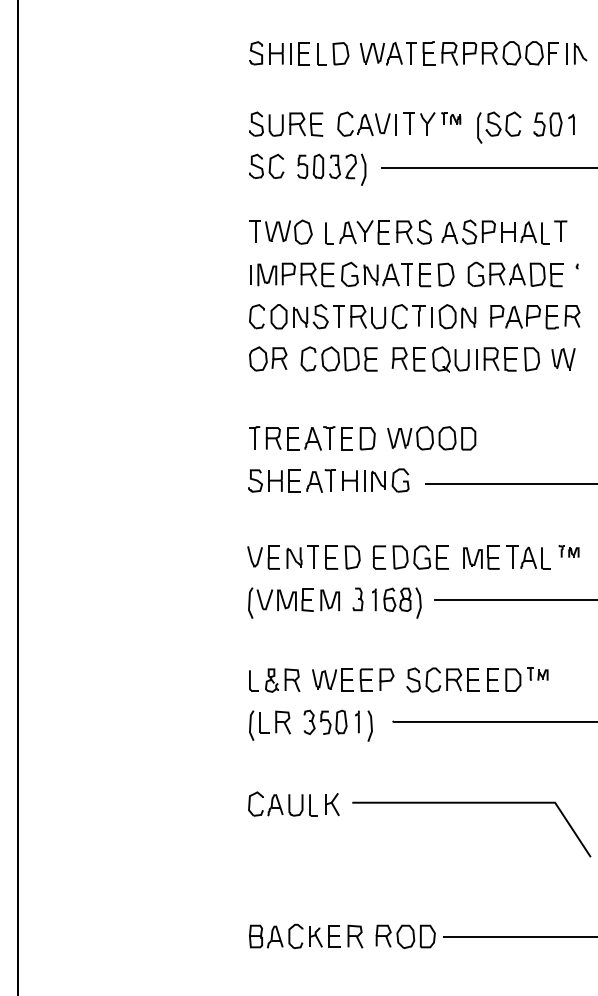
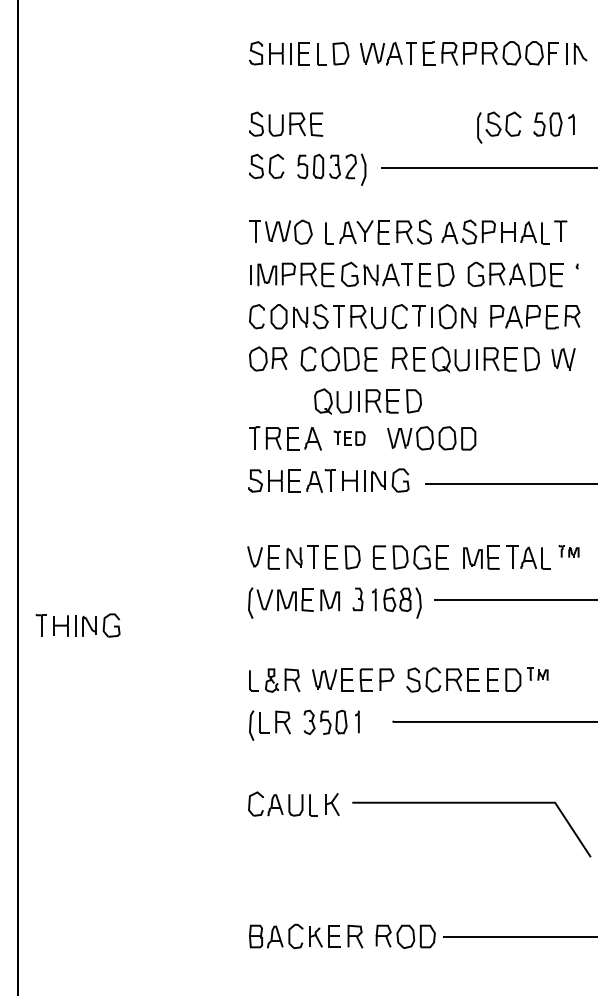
part: present -> none (399, 123)
part: none -> present (367, 401)
part size: 53x25 px -> 33x16 px (349, 437)
part: none -> present (77, 625)
line: present -> none (370, 725)
